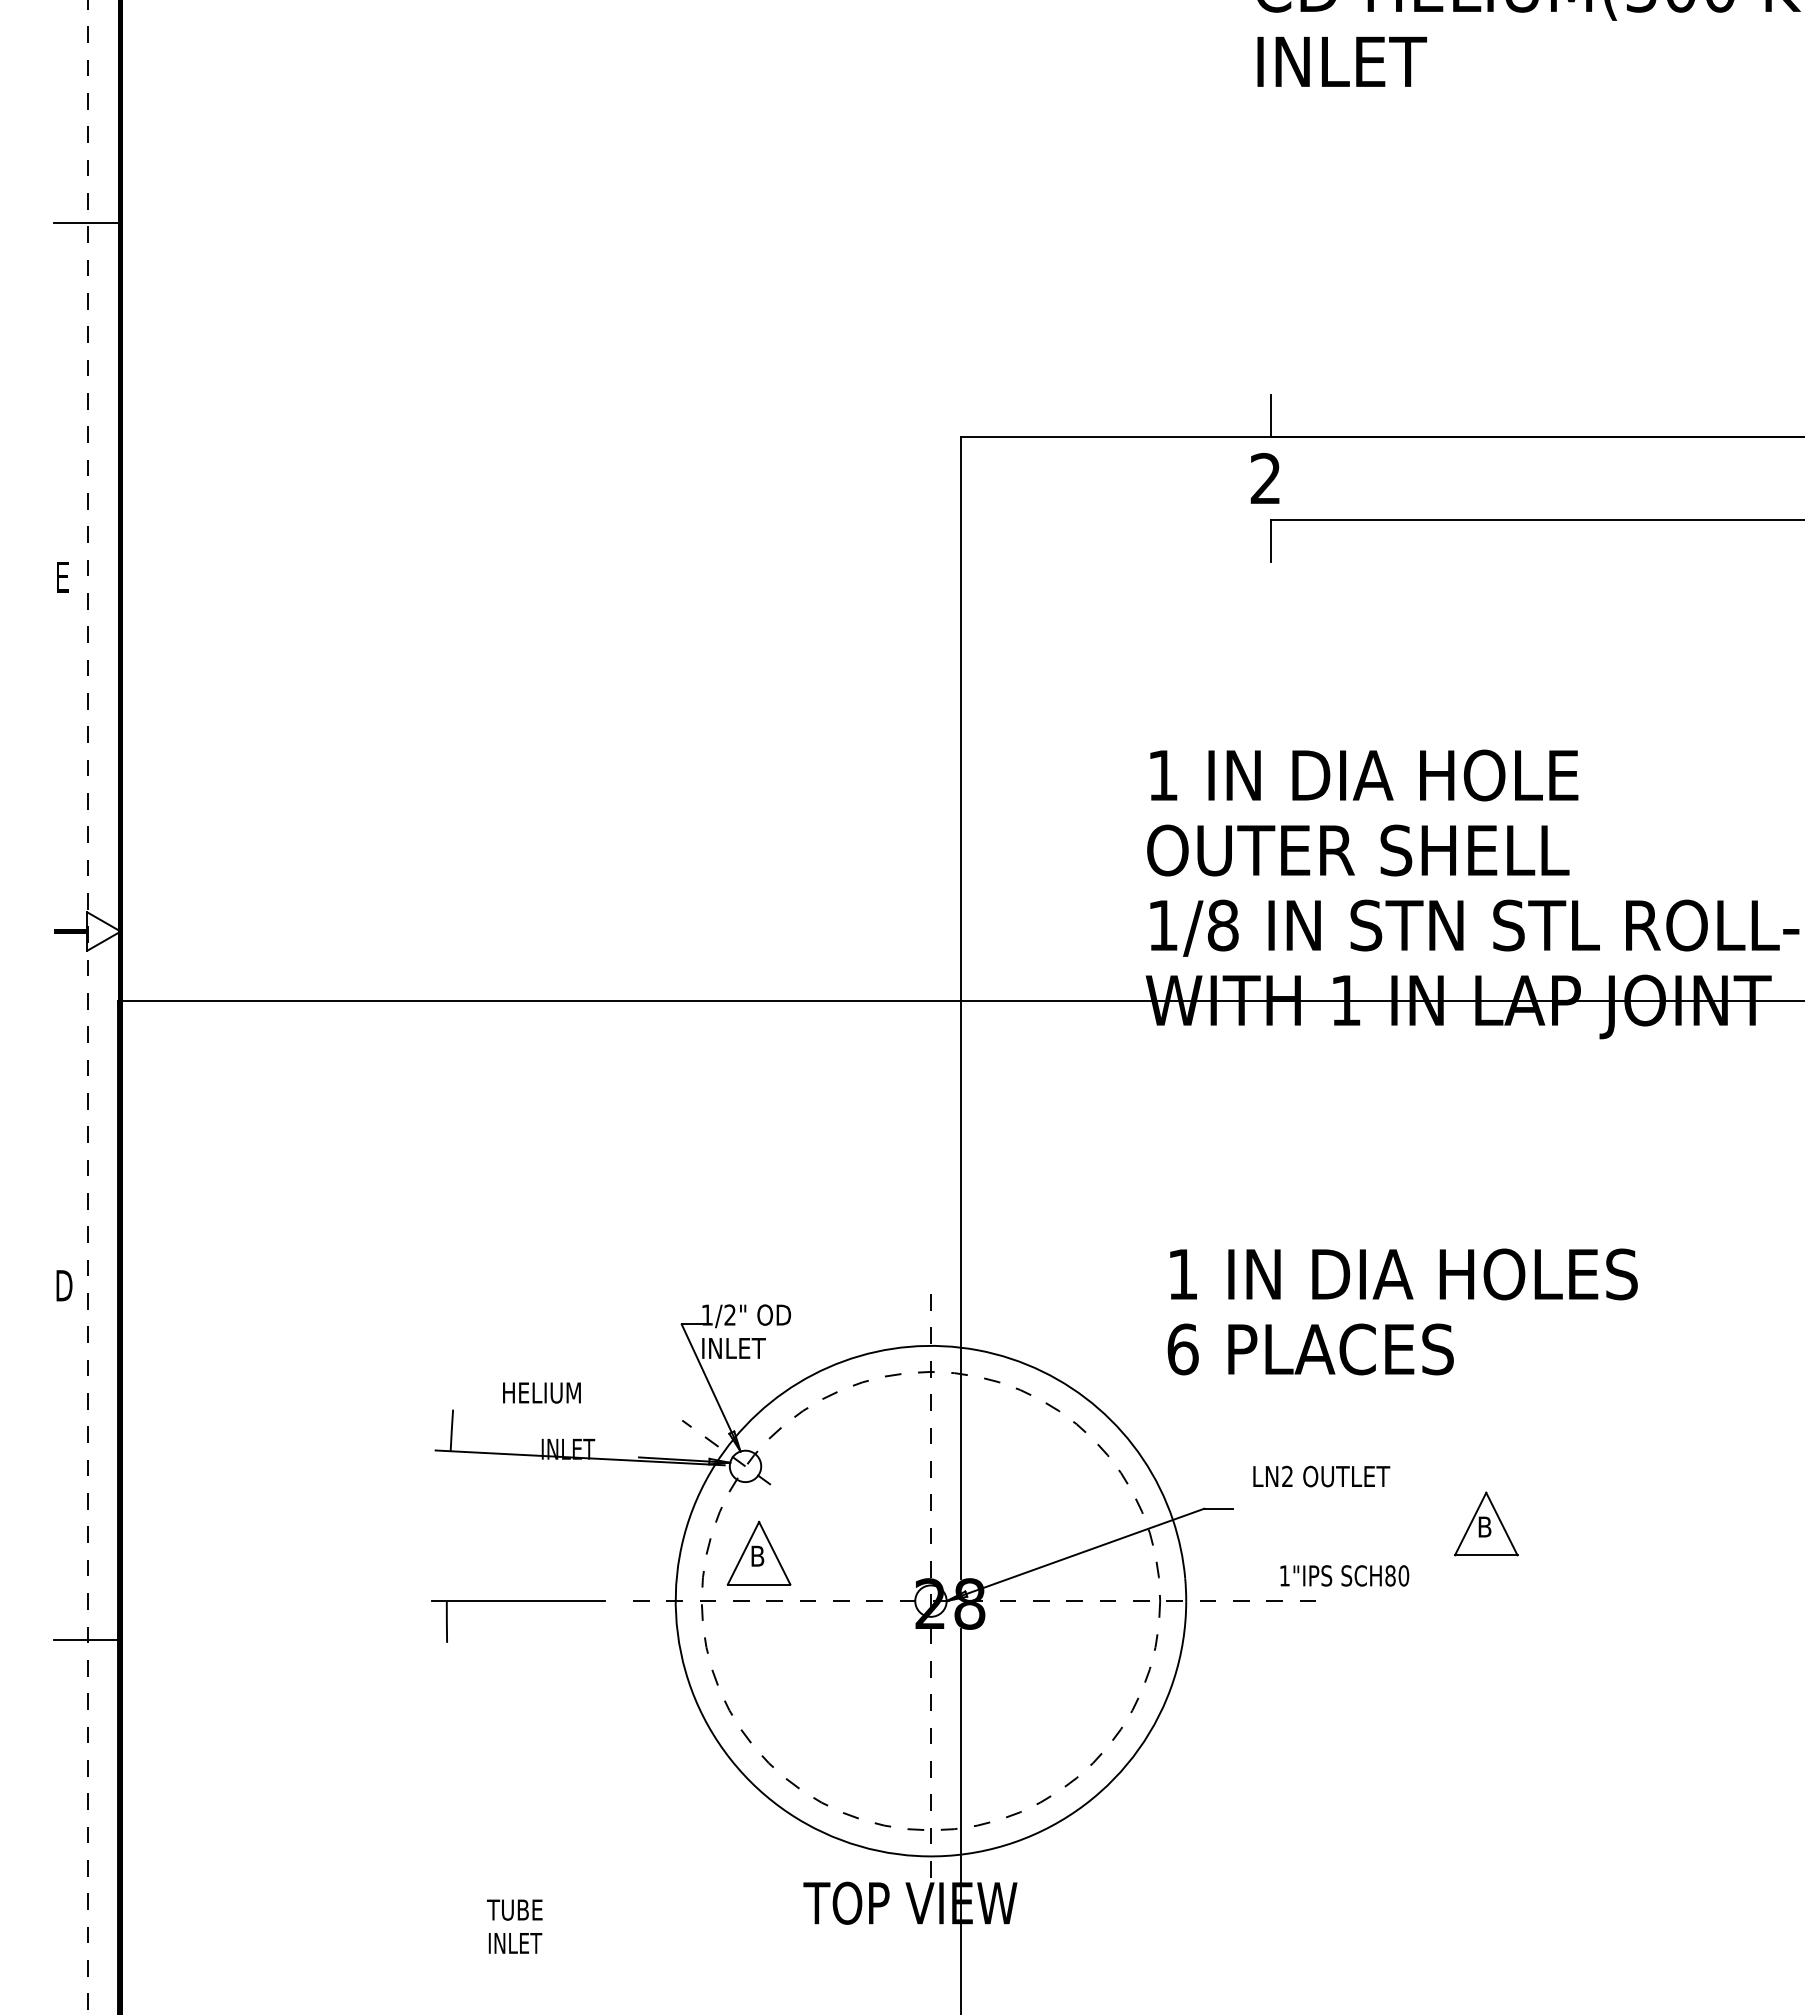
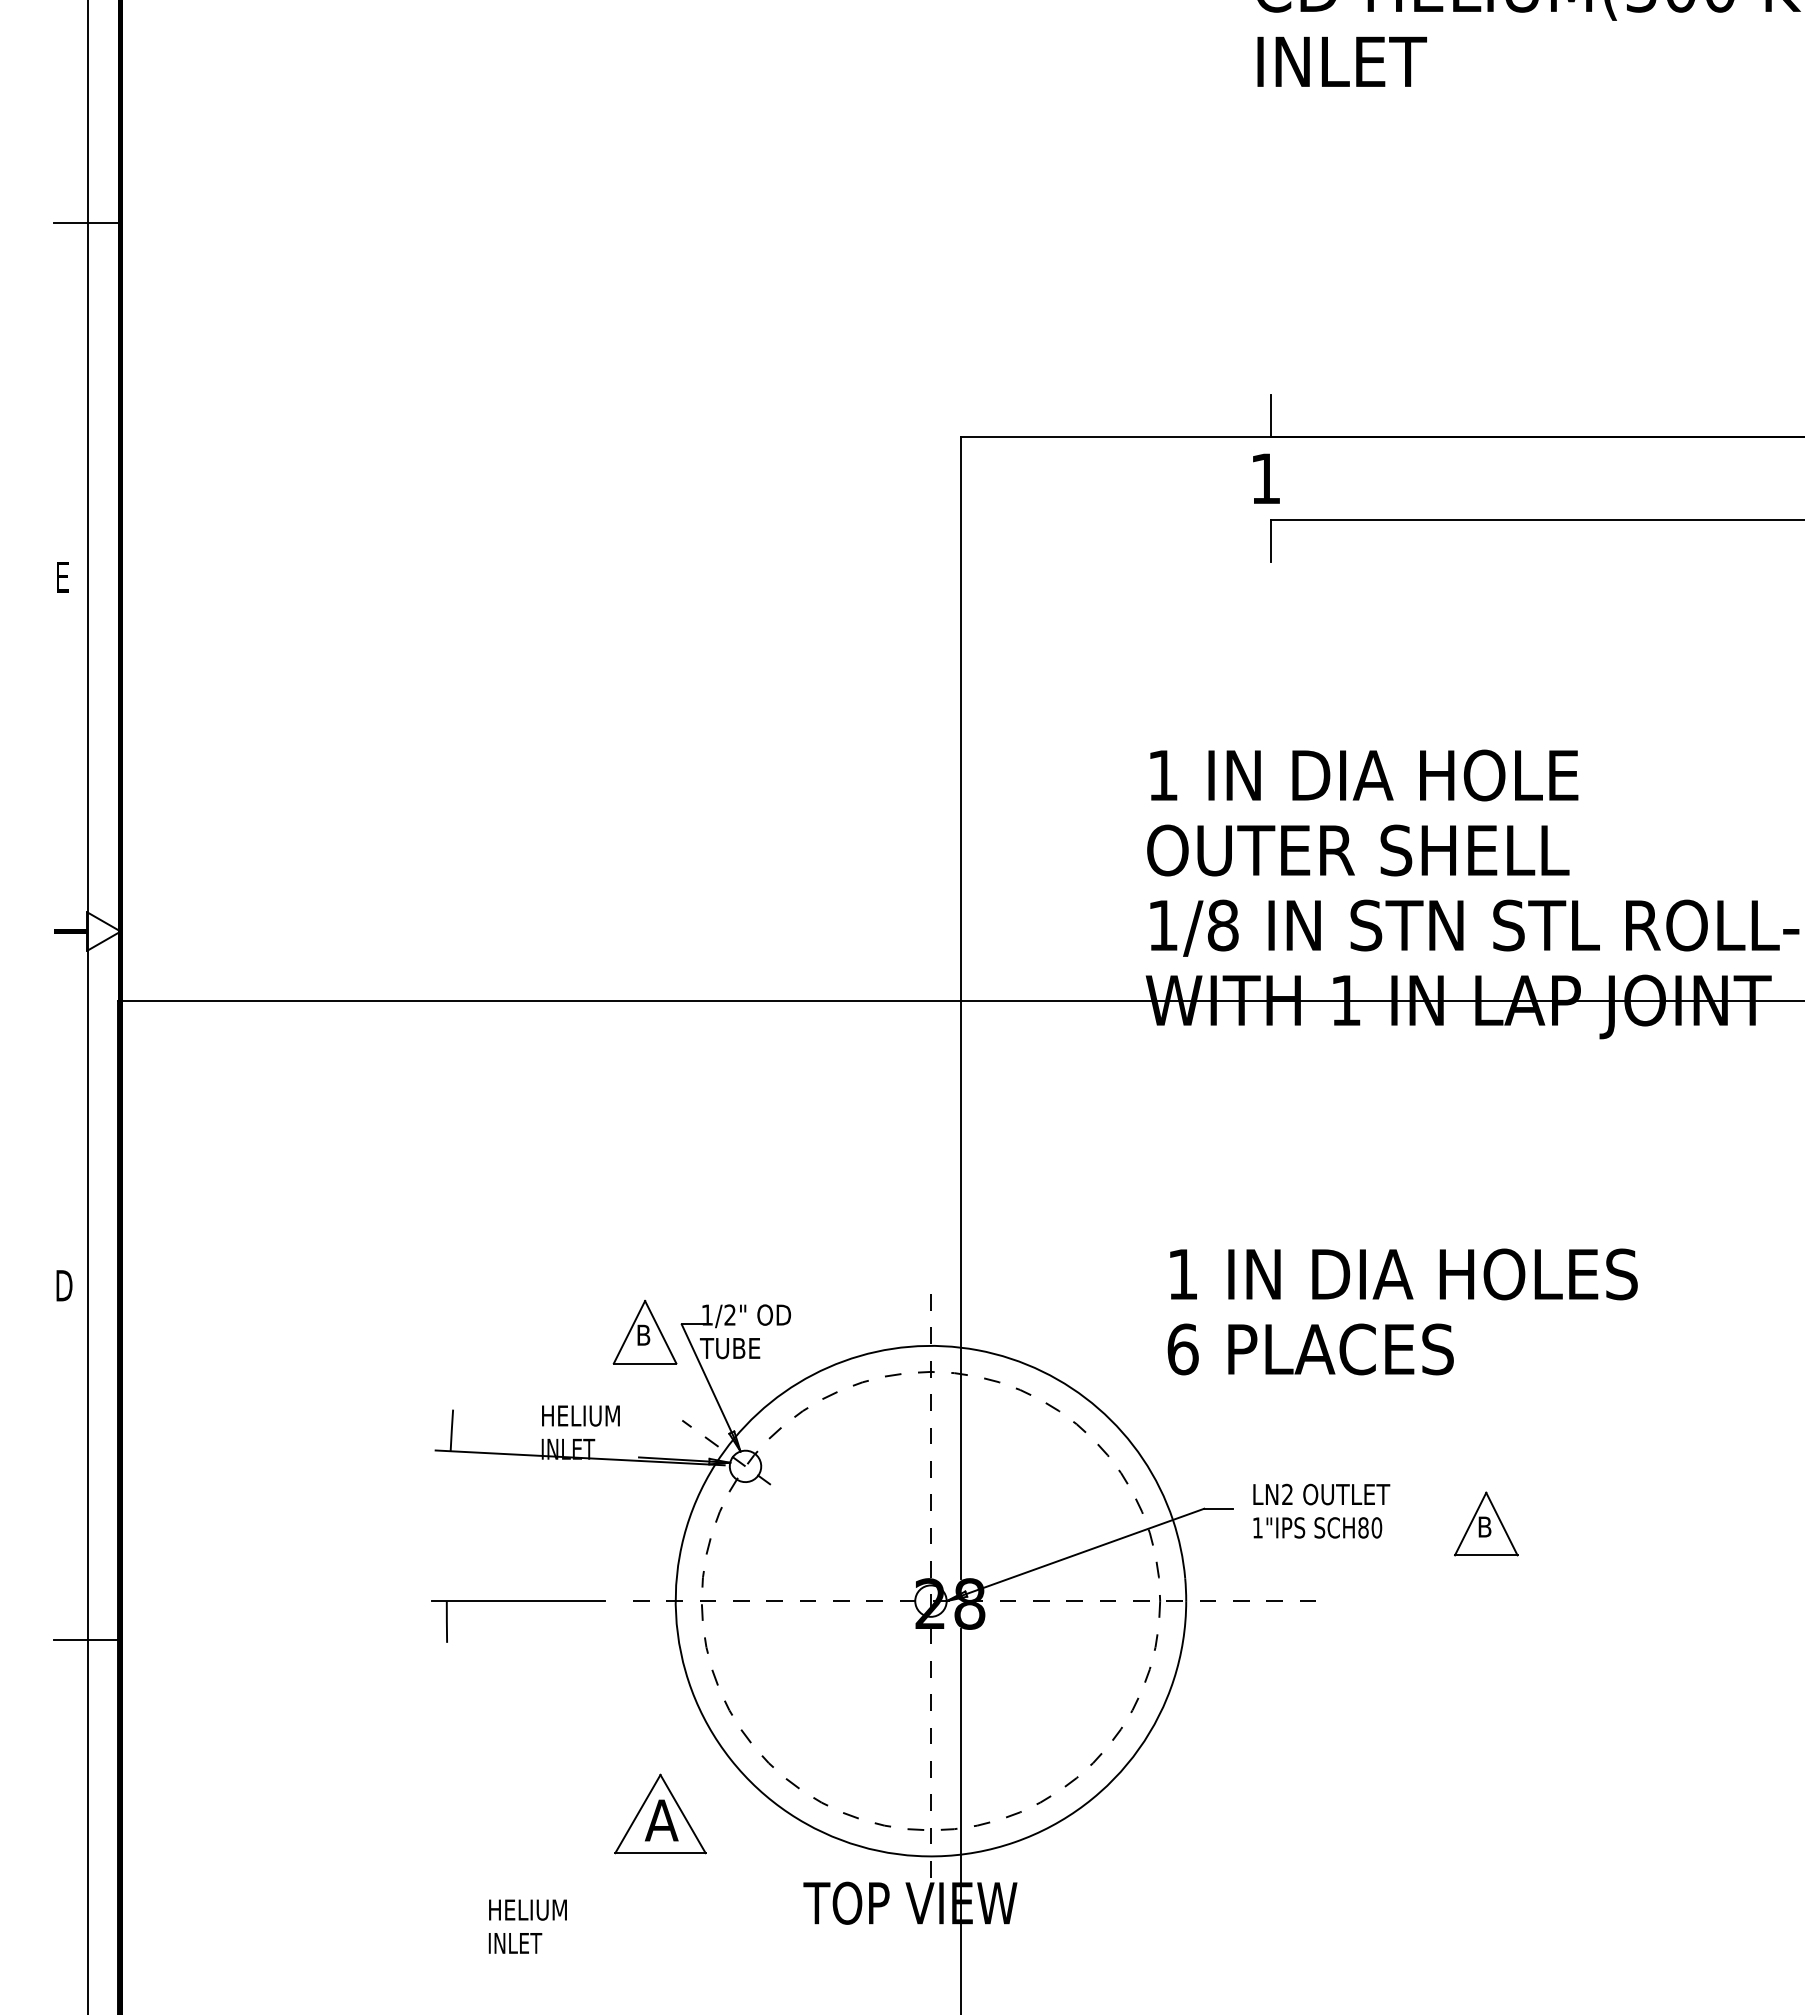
text: 2 -> 1 (1264, 477)
line: dashed -> solid (88, 1007)
text: INLET -> TUBE (732, 1348)
text position: (541, 1392) -> (580, 1415) (580, 1415)
text position: (1321, 1476) -> (1321, 1494) (1321, 1494)
part position: (758, 1552) -> (644, 1331) (644, 1331)
text position: (1344, 1575) -> (1317, 1527) (1317, 1527)
part: none -> present (660, 1813)
text: TUBE -> HELIUM (526, 1909)
